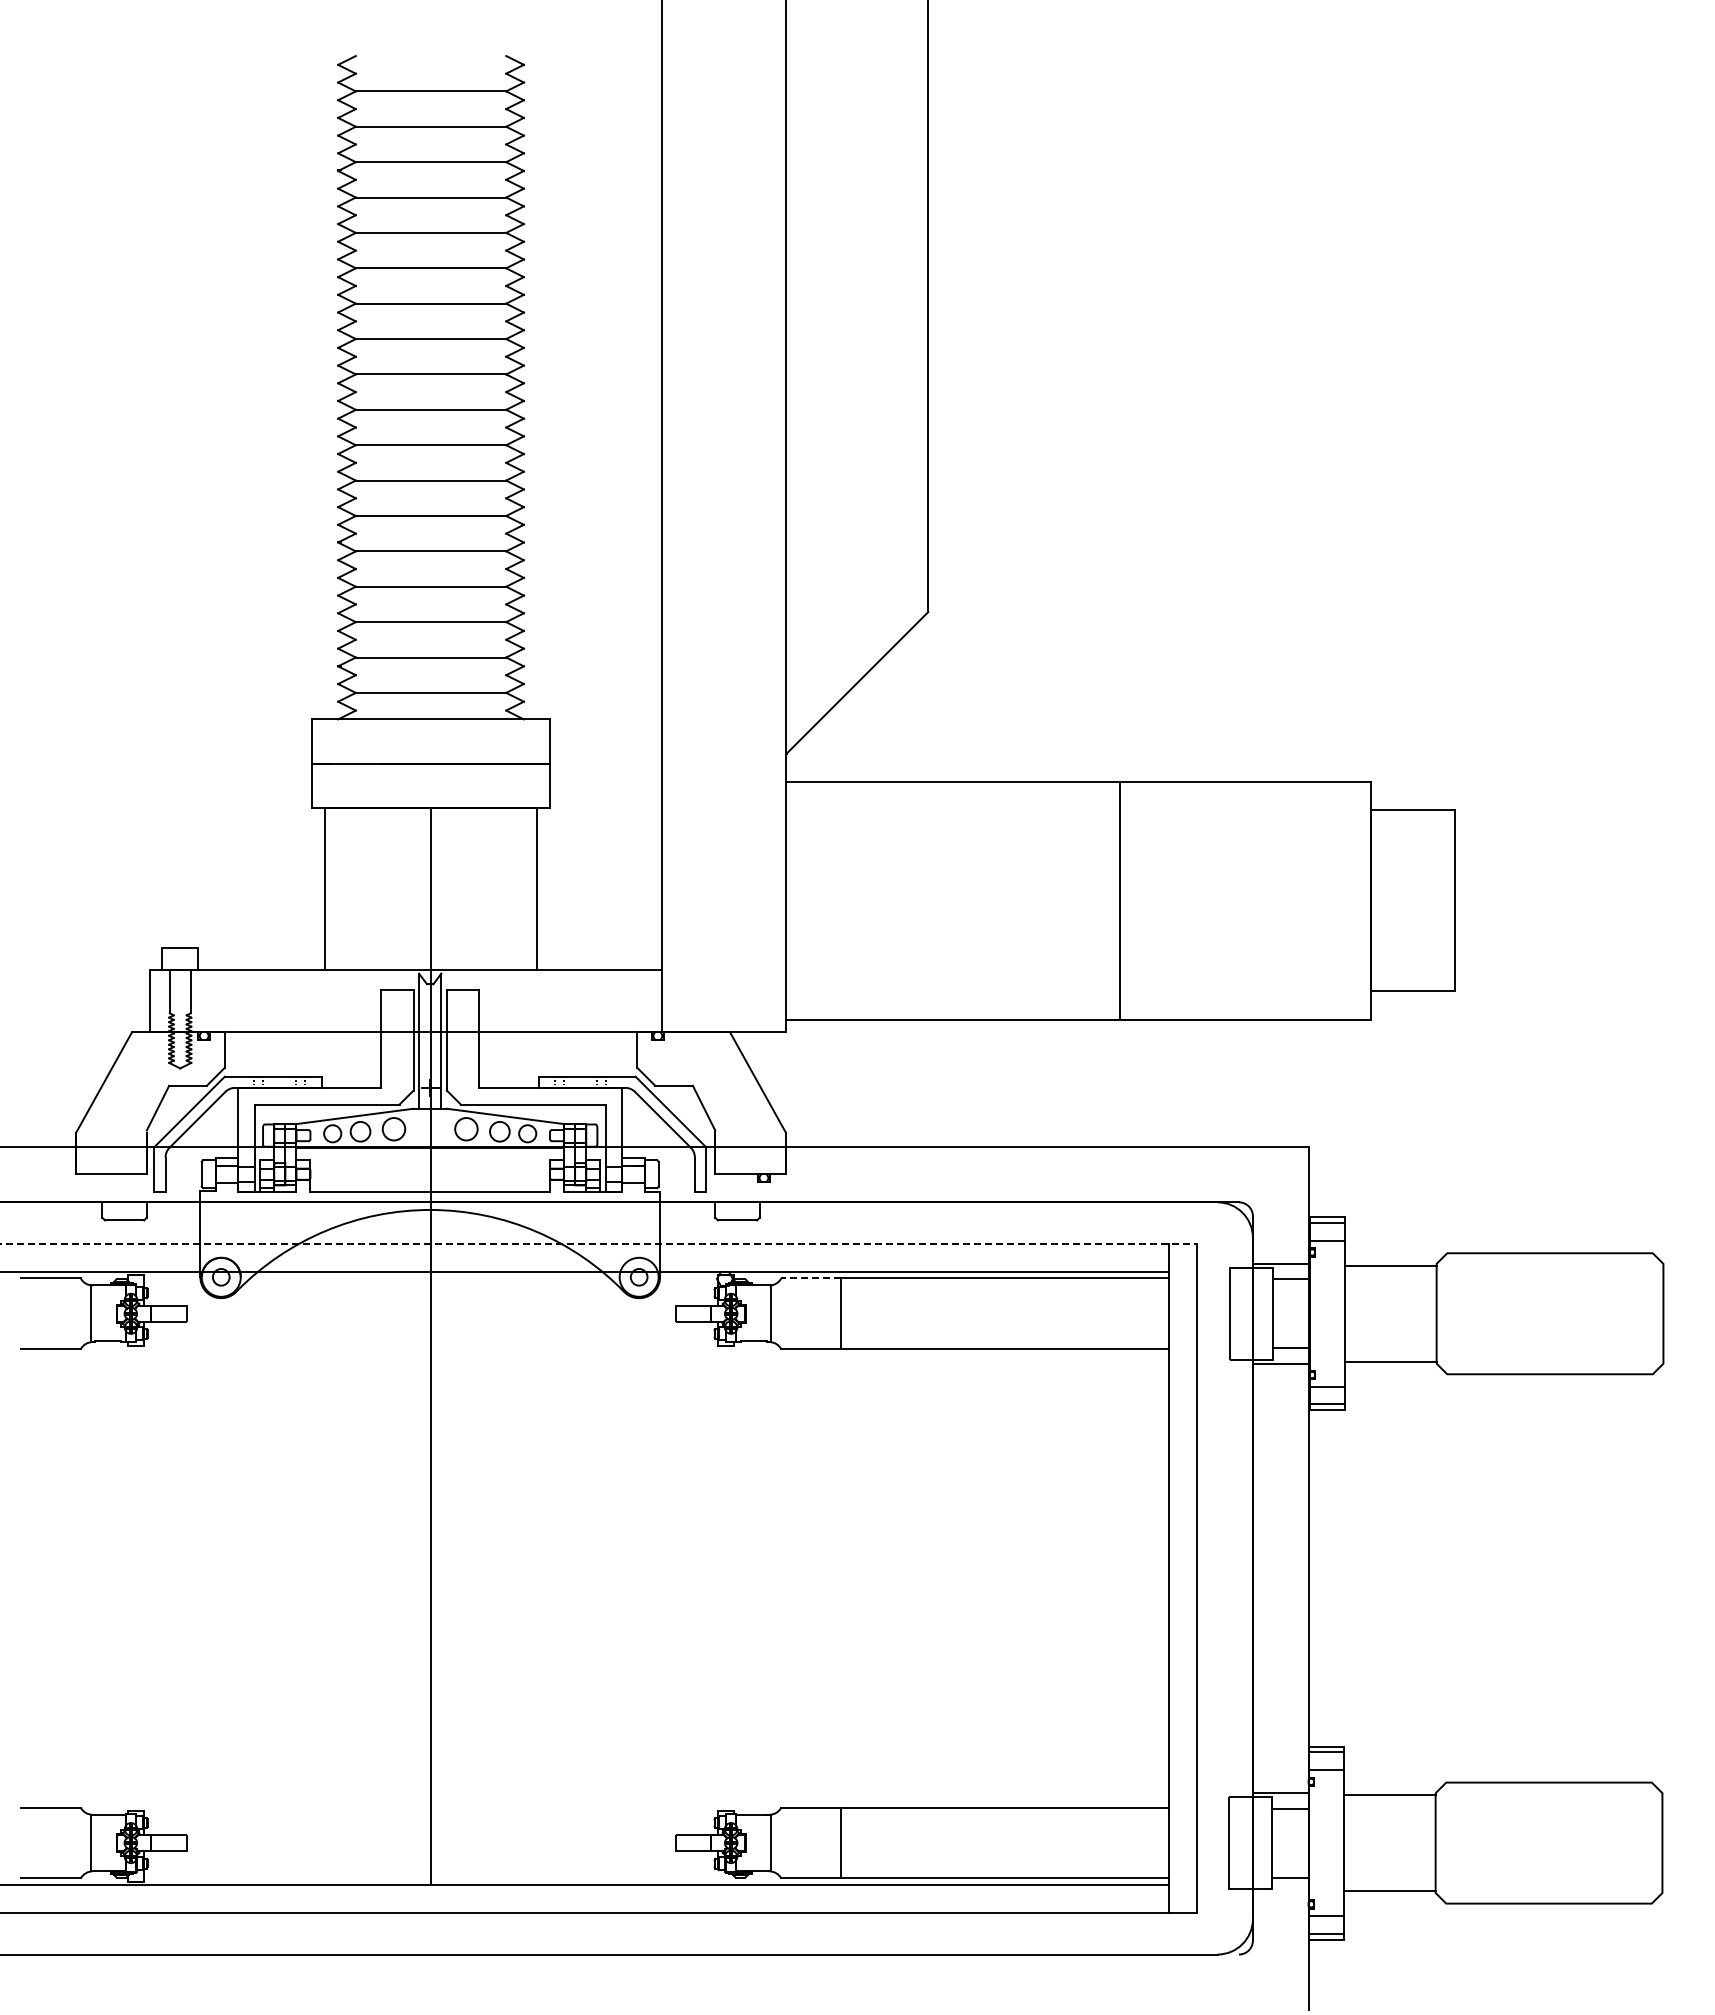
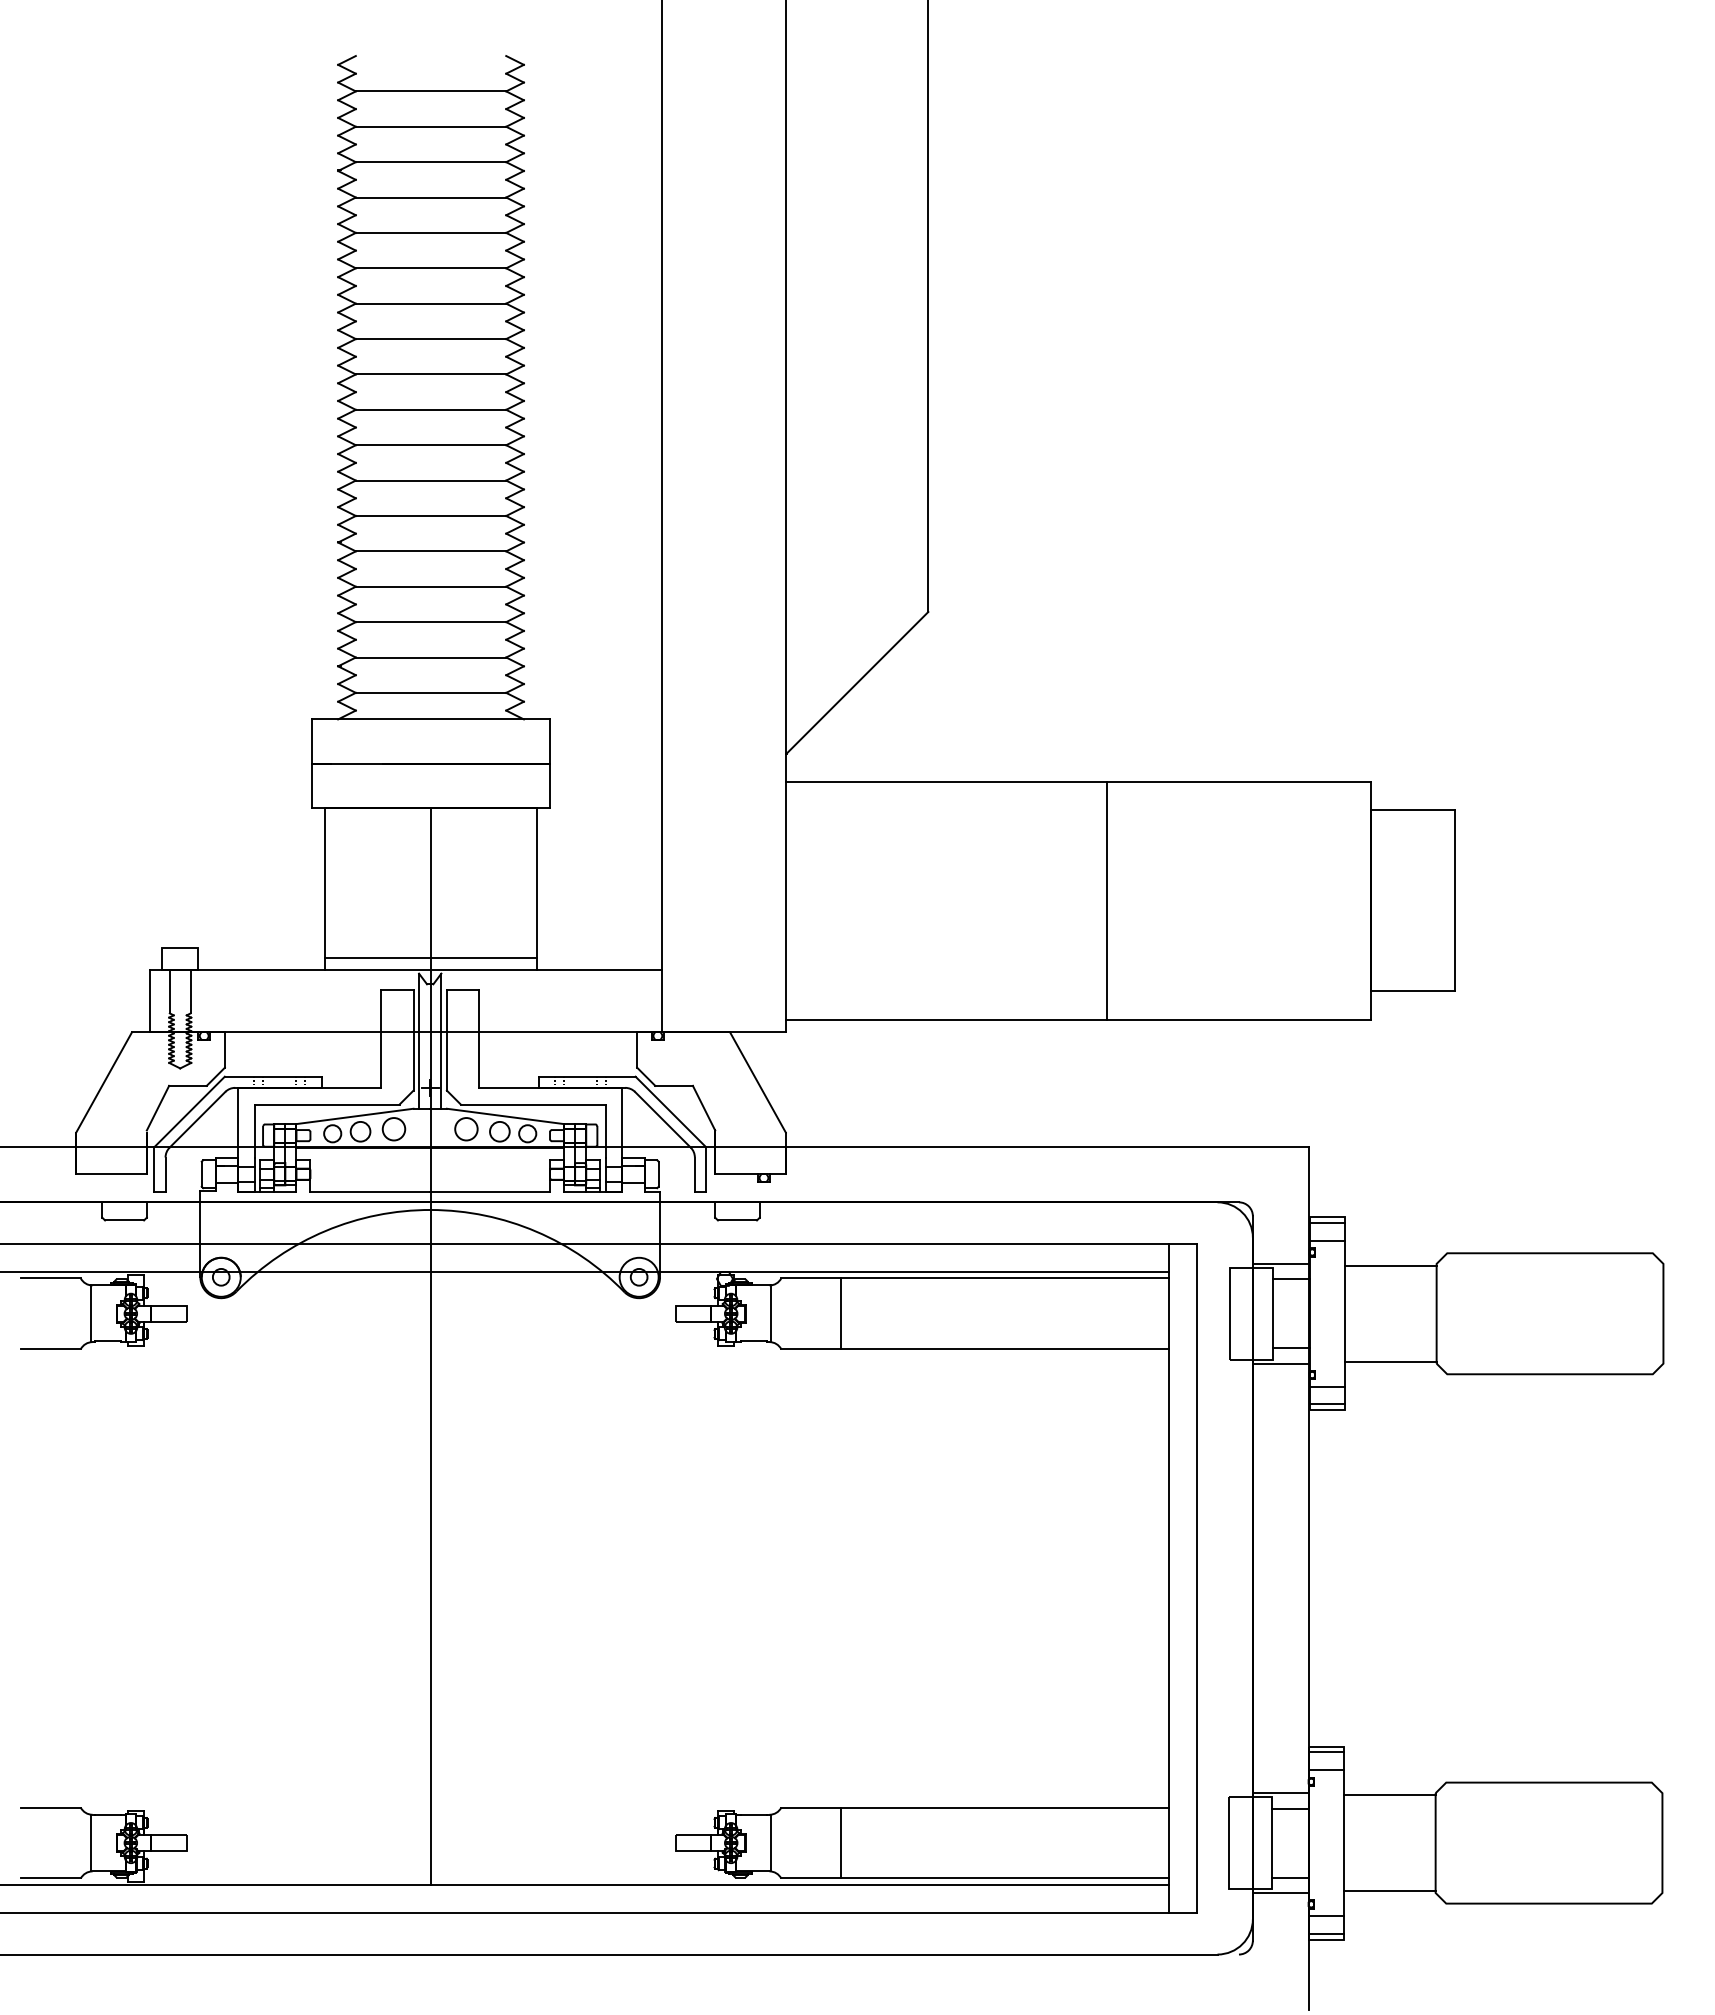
line position: (1119, 900) -> (1106, 900) (1106, 900)
line: none -> present (430, 957)
line: dashed -> solid (599, 1244)
line: dashed -> solid (811, 1278)
line: none -> present (1280, 1893)
